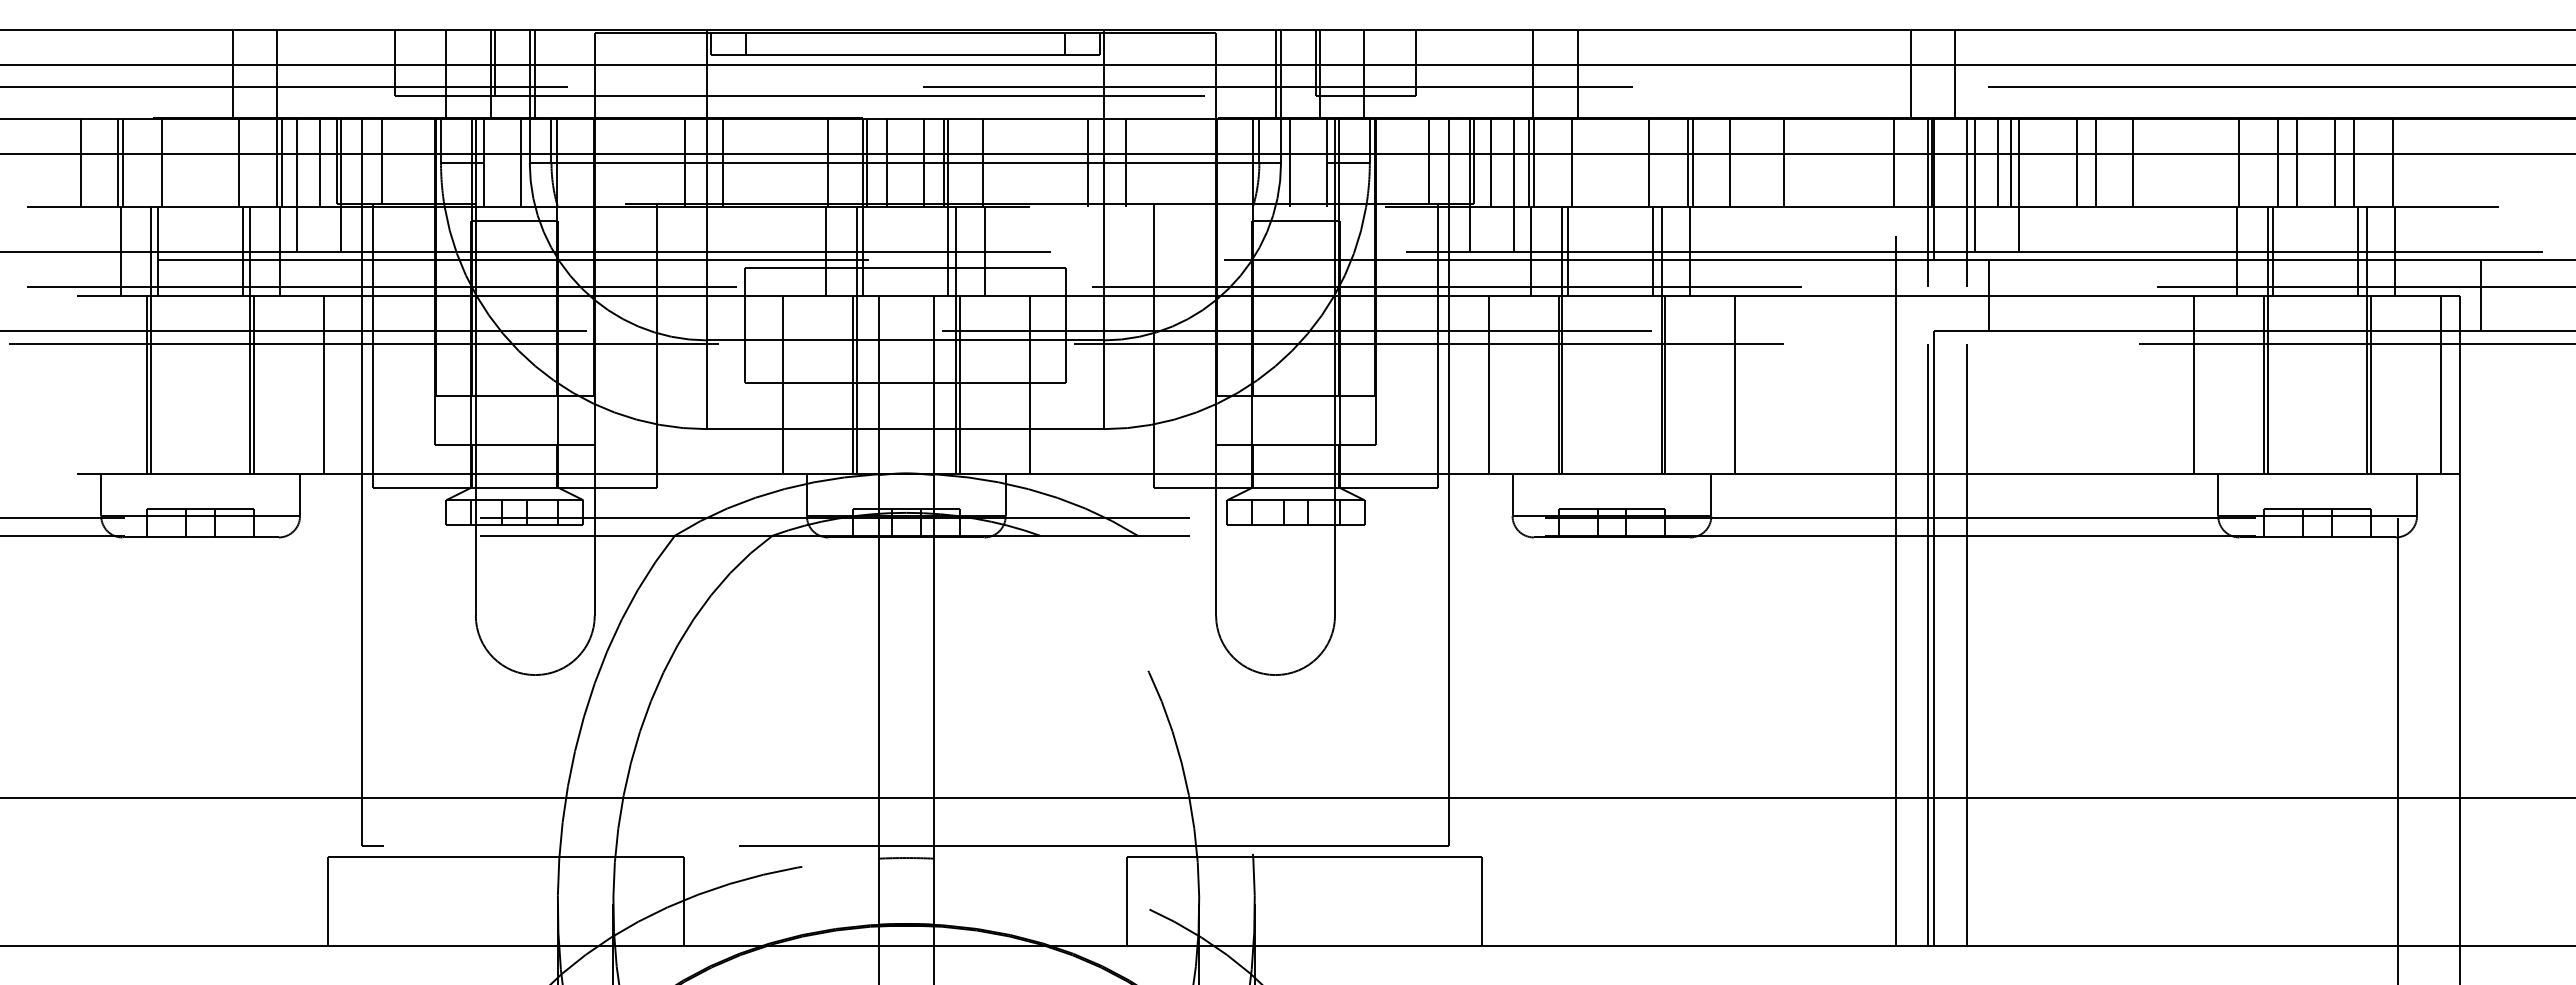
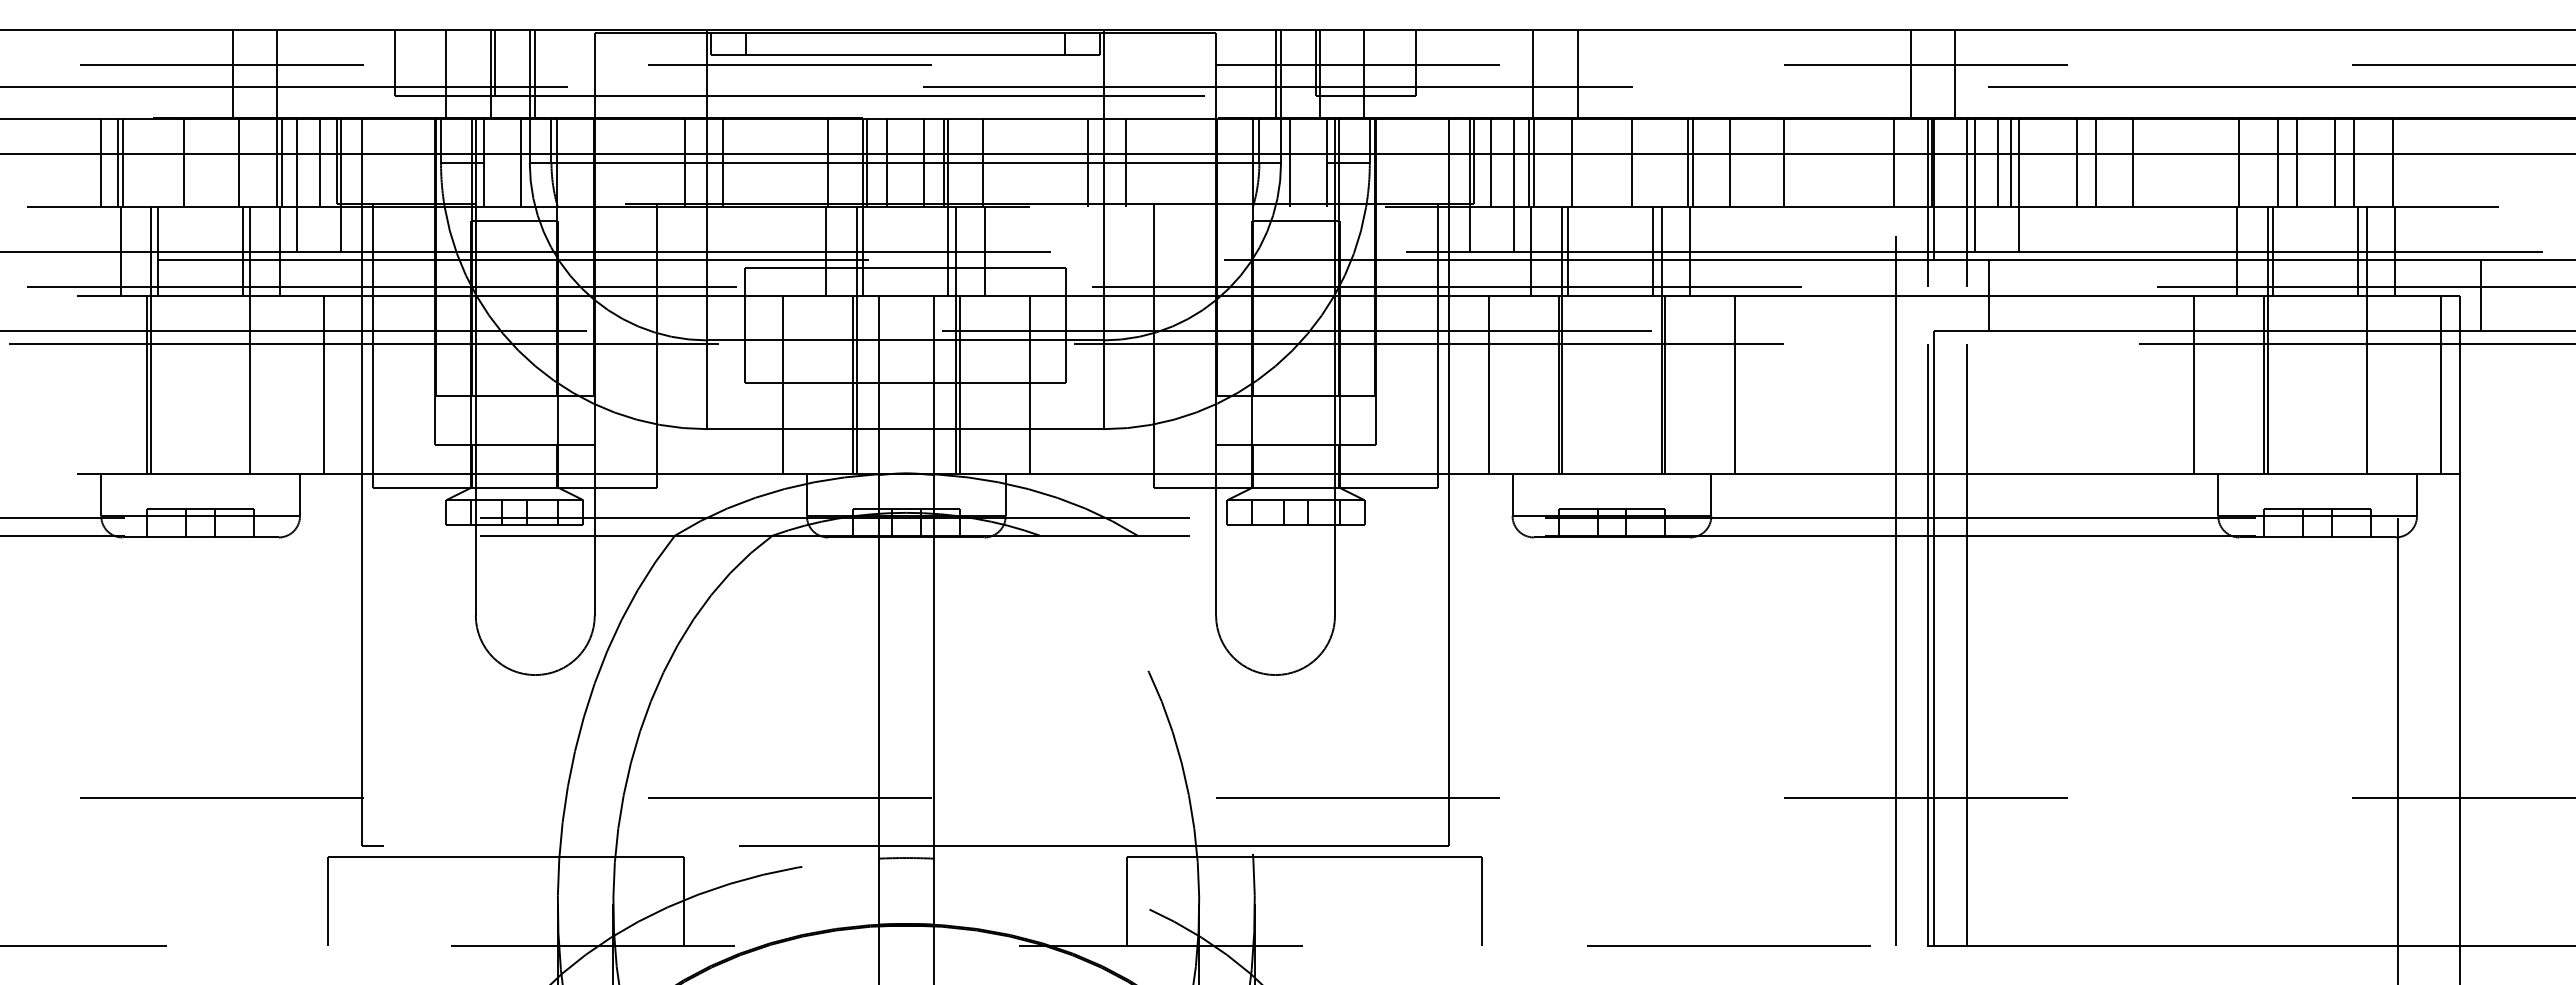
line: solid -> dashed (1288, 65)
line: present -> none (381, 160)
line: present -> none (1429, 160)
line position: (80, 162) -> (100, 162) (100, 162)
line position: (161, 162) -> (183, 162) (183, 162)
line position: (1648, 162) -> (1631, 162) (1631, 162)
line: present -> none (253, 384)
line: present -> none (2370, 384)
line: solid -> dashed (1288, 797)
line: solid -> dashed (964, 945)
